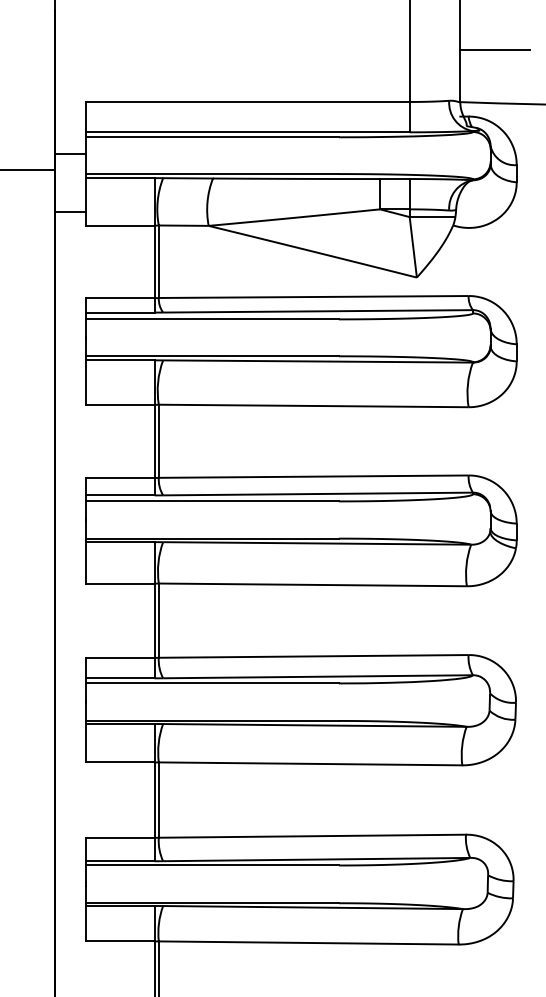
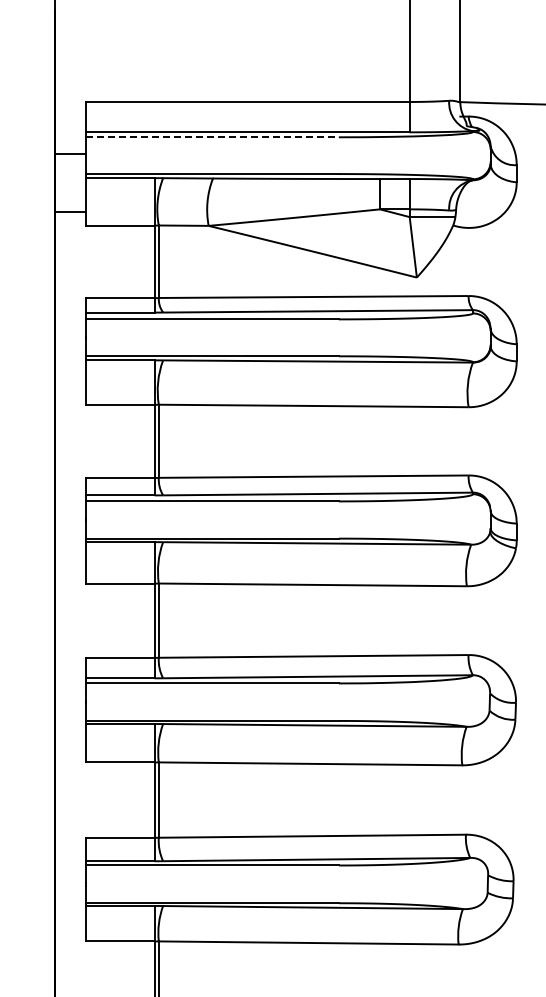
line: present -> none (494, 50)
line: solid -> dashed (212, 137)
line: present -> none (28, 170)
